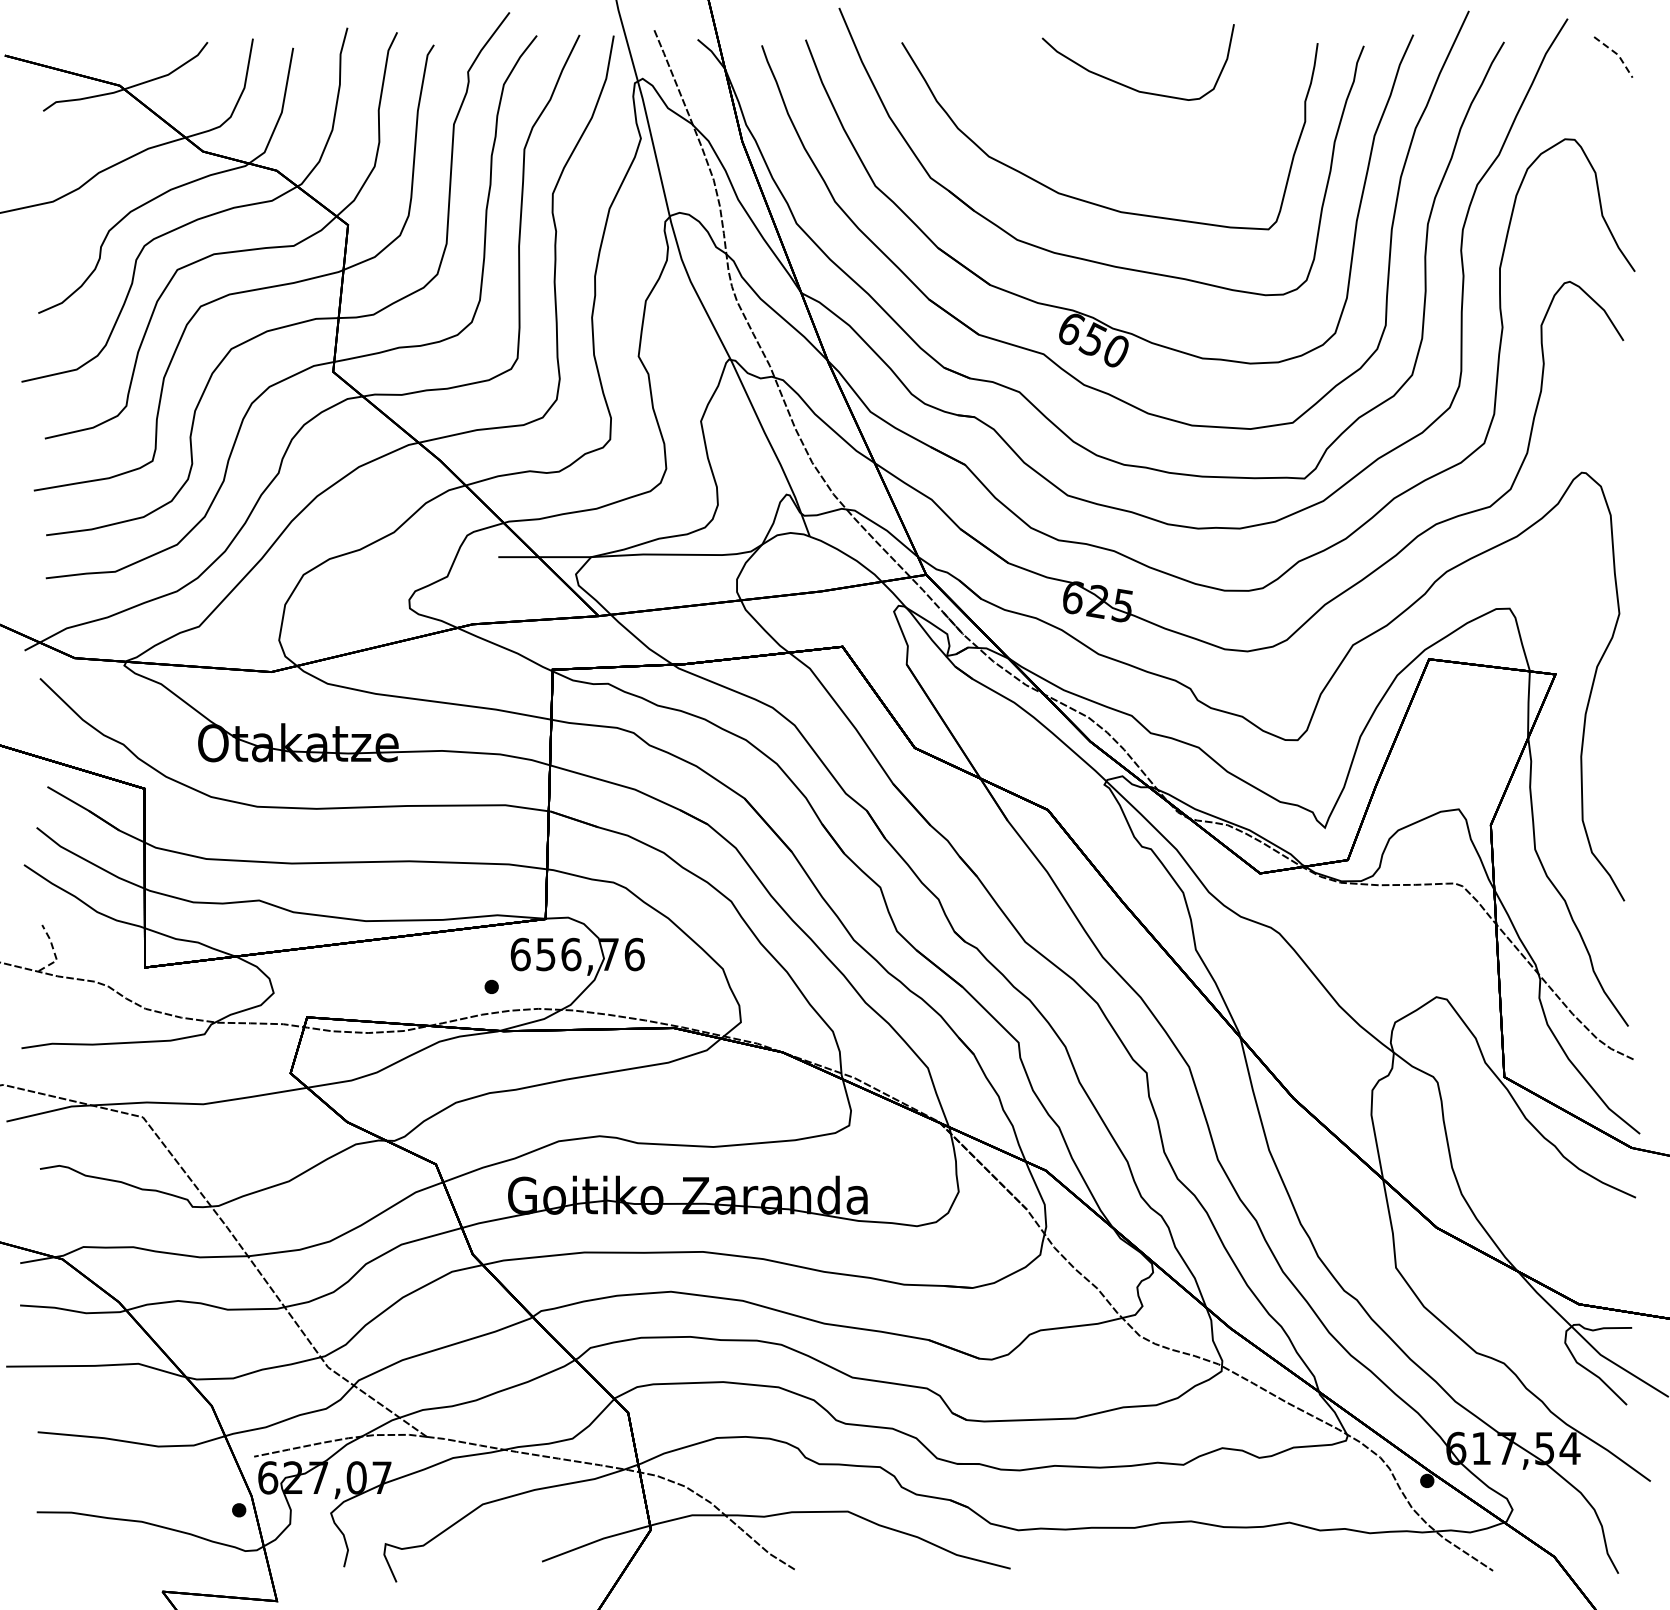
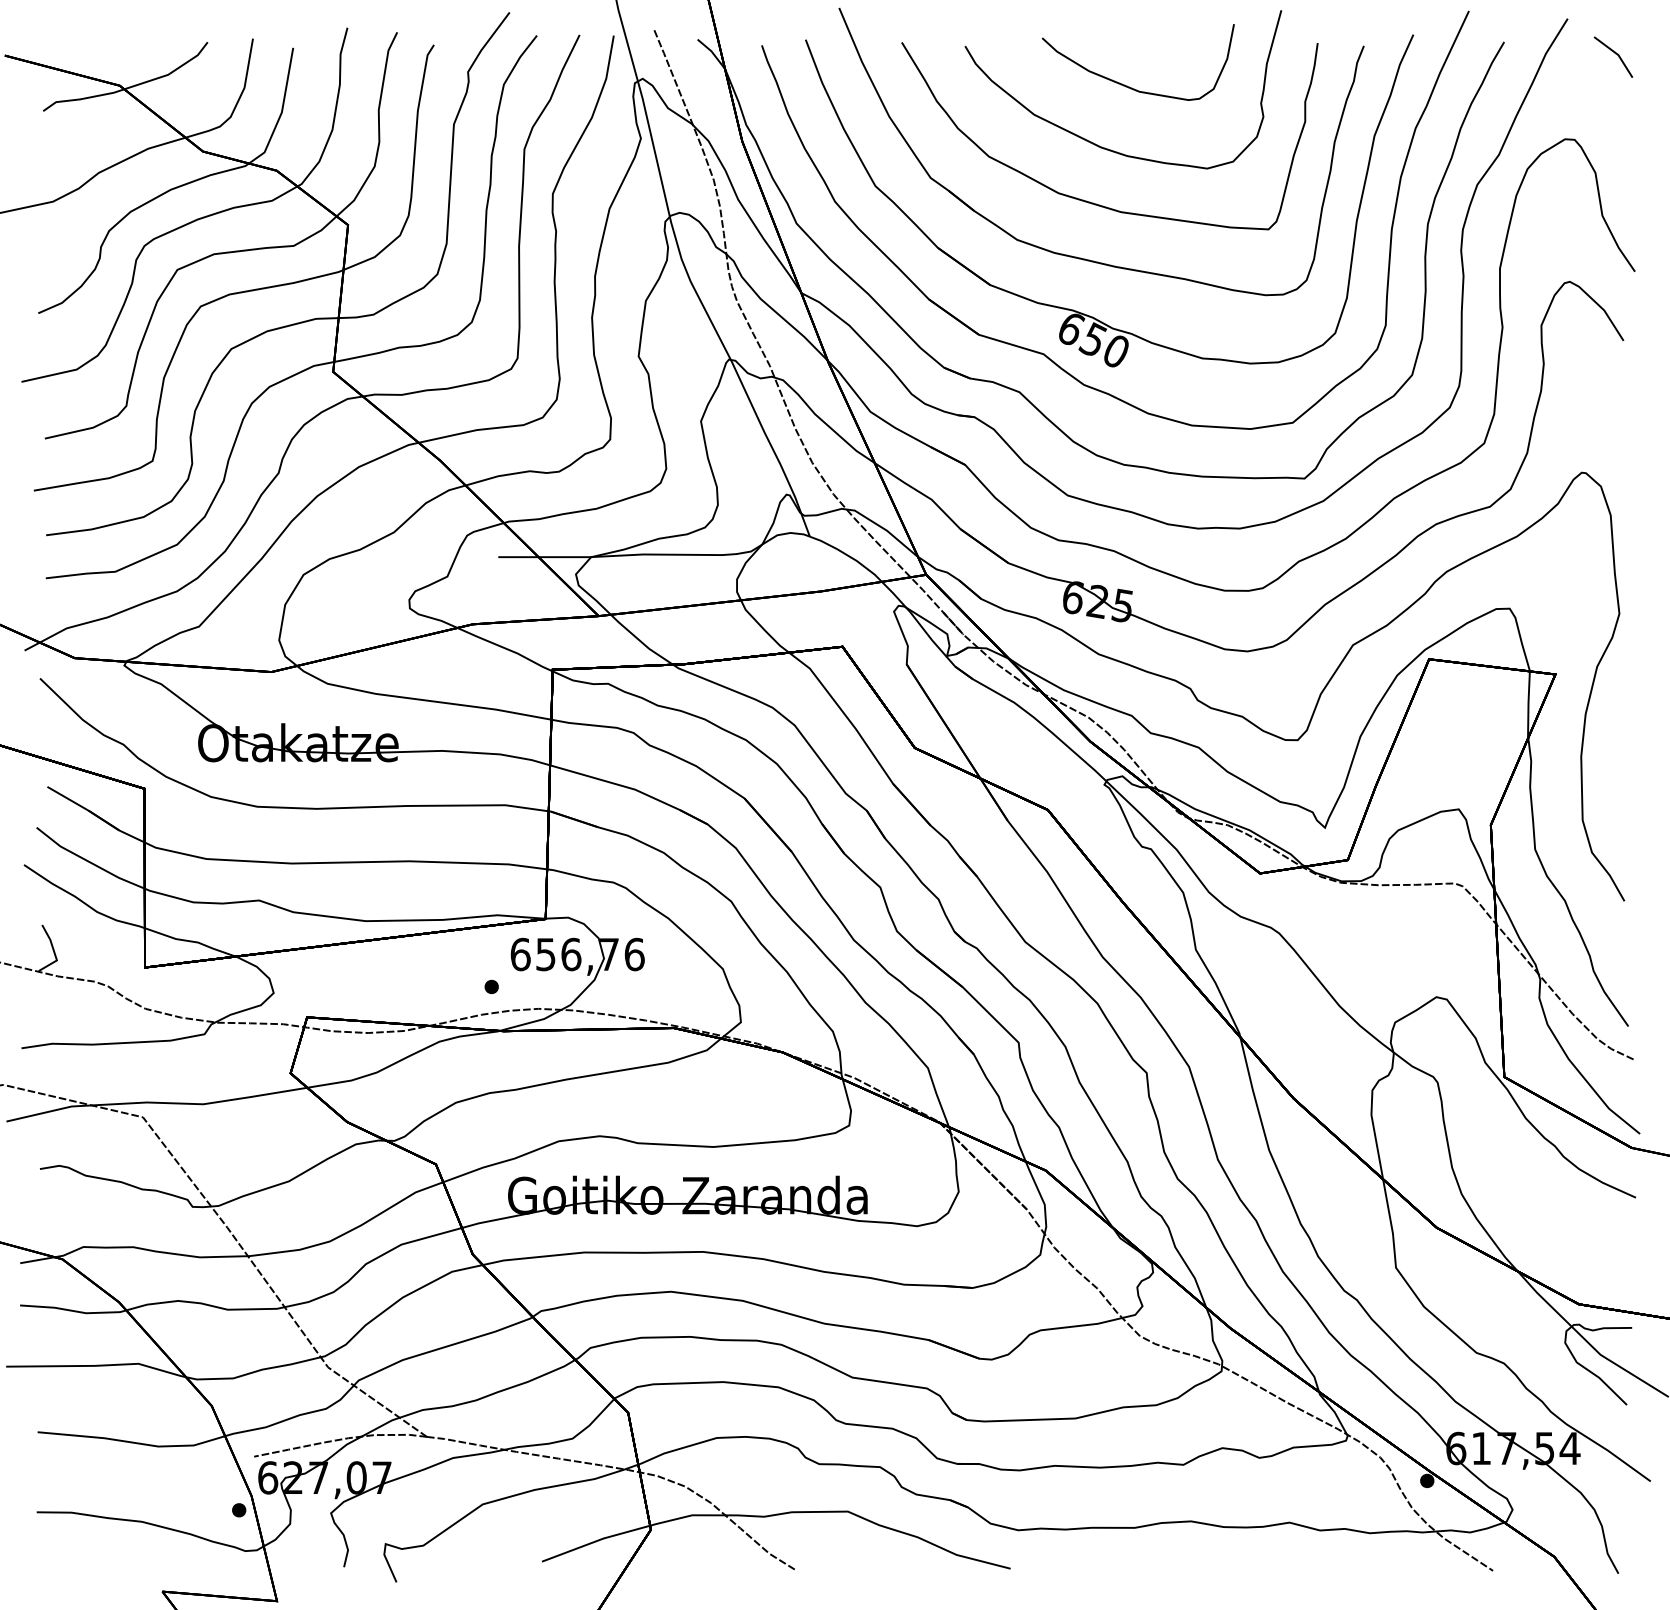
line: dashed -> solid (1617, 54)
curve: none -> present (1105, 147)
line: dashed -> solid (54, 951)
